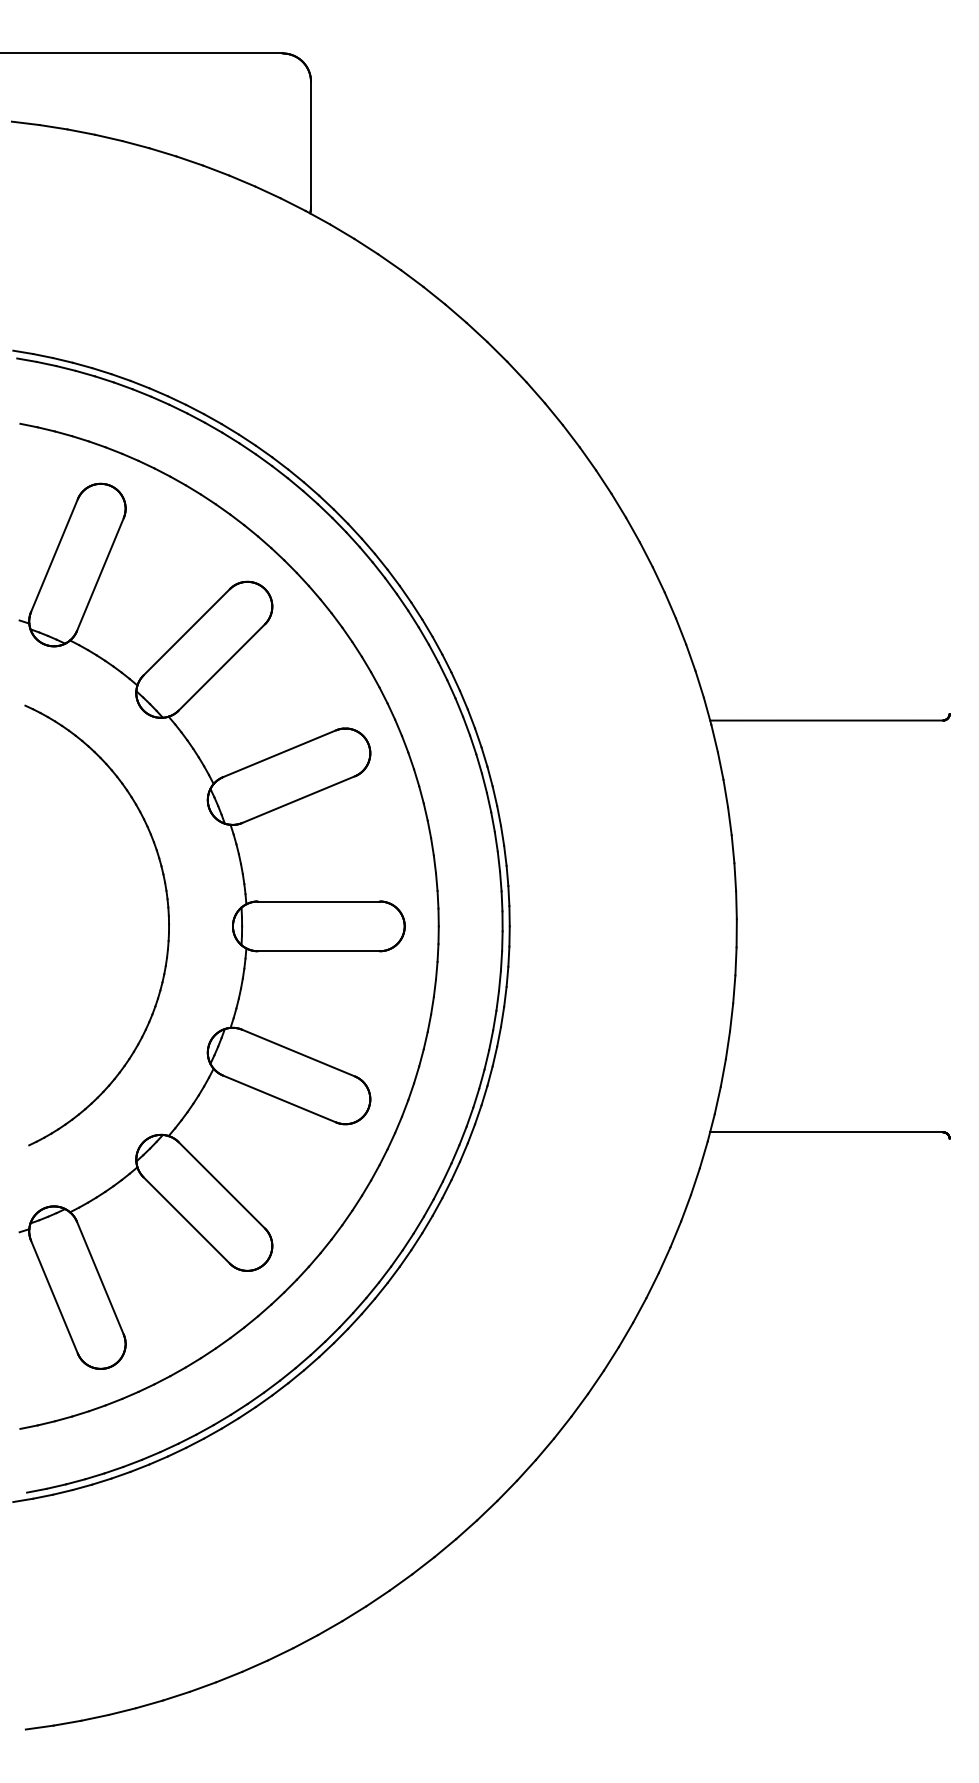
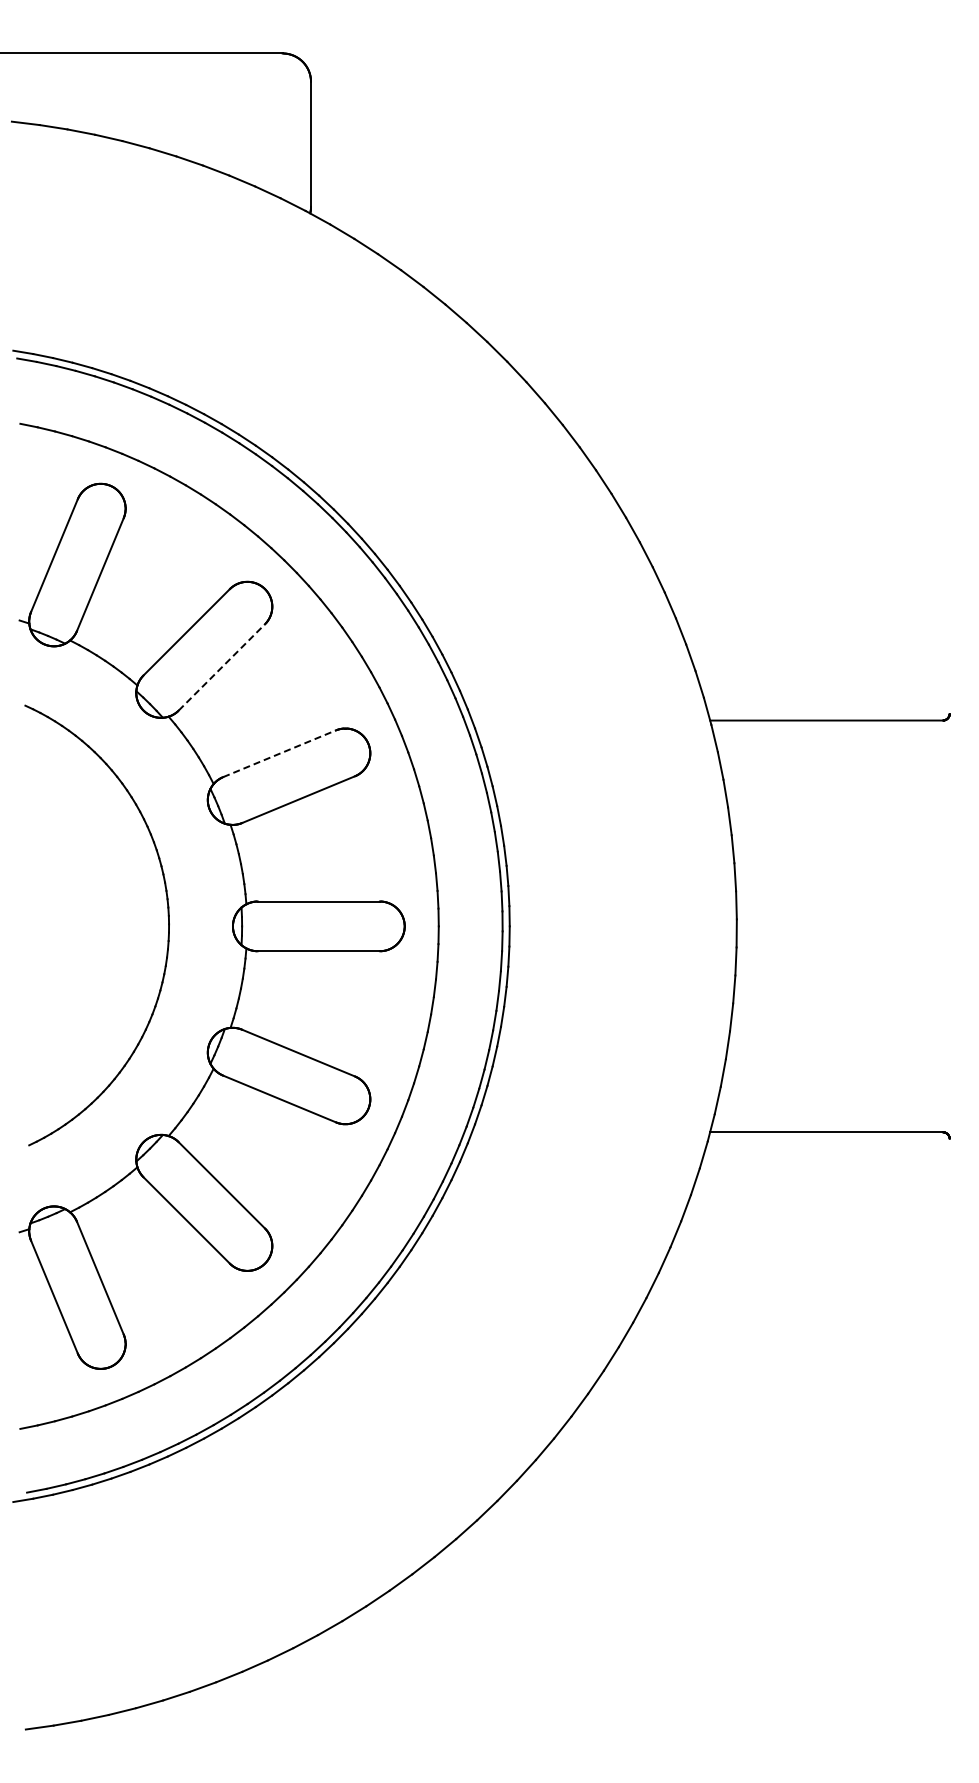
line: solid -> dashed (222, 667)
line: solid -> dashed (280, 753)
